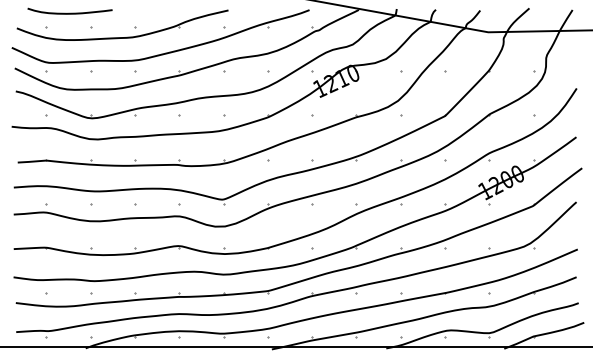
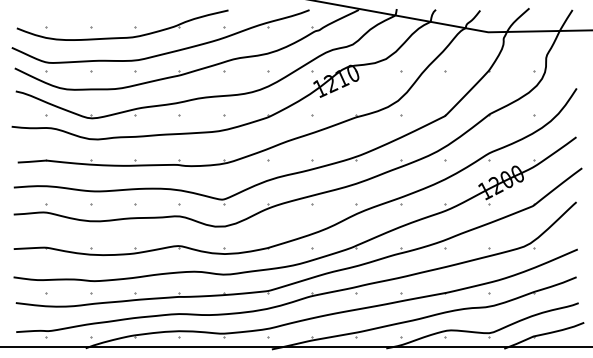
curve: present -> none (69, 12)
